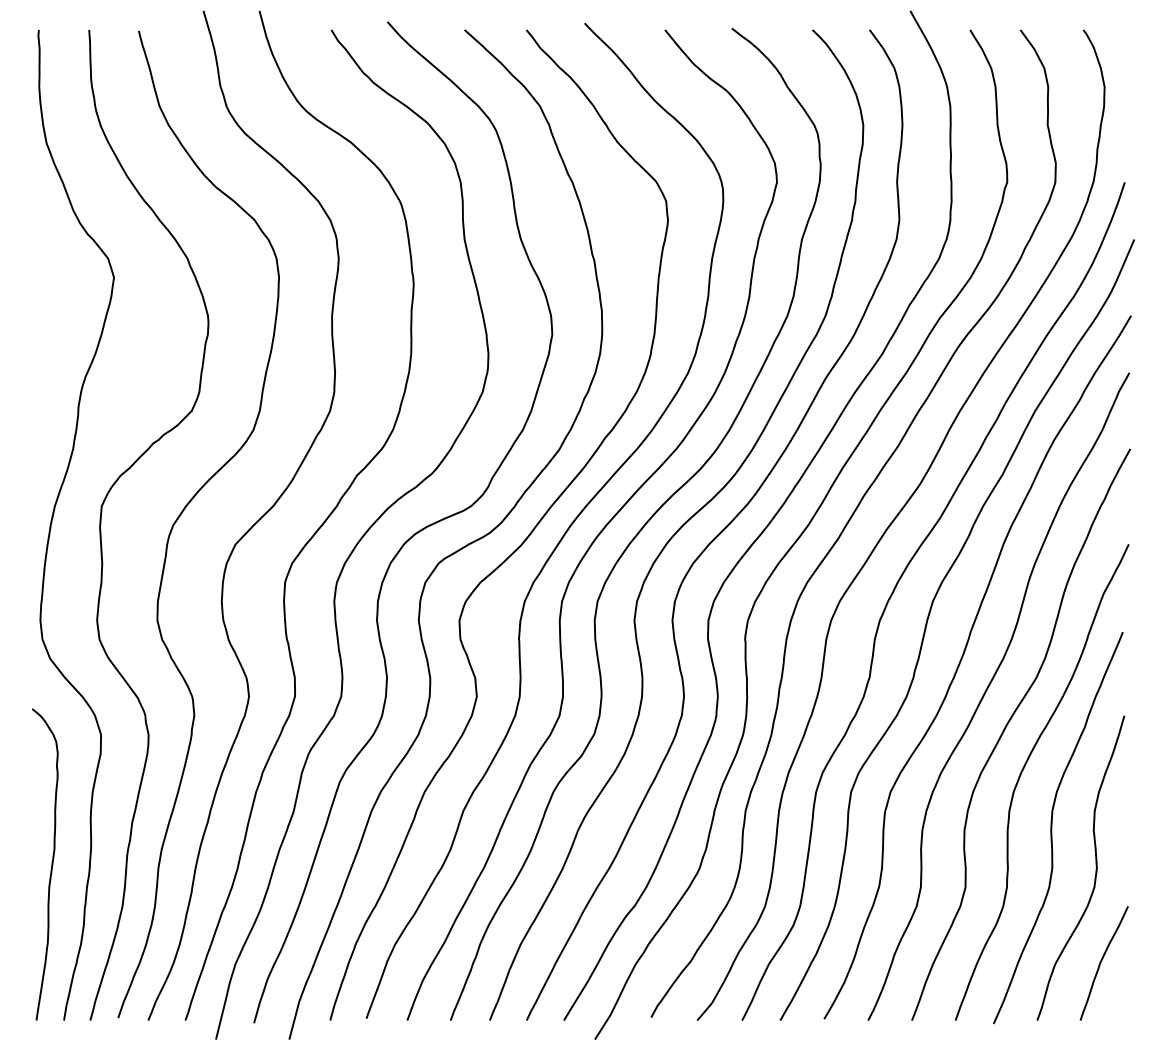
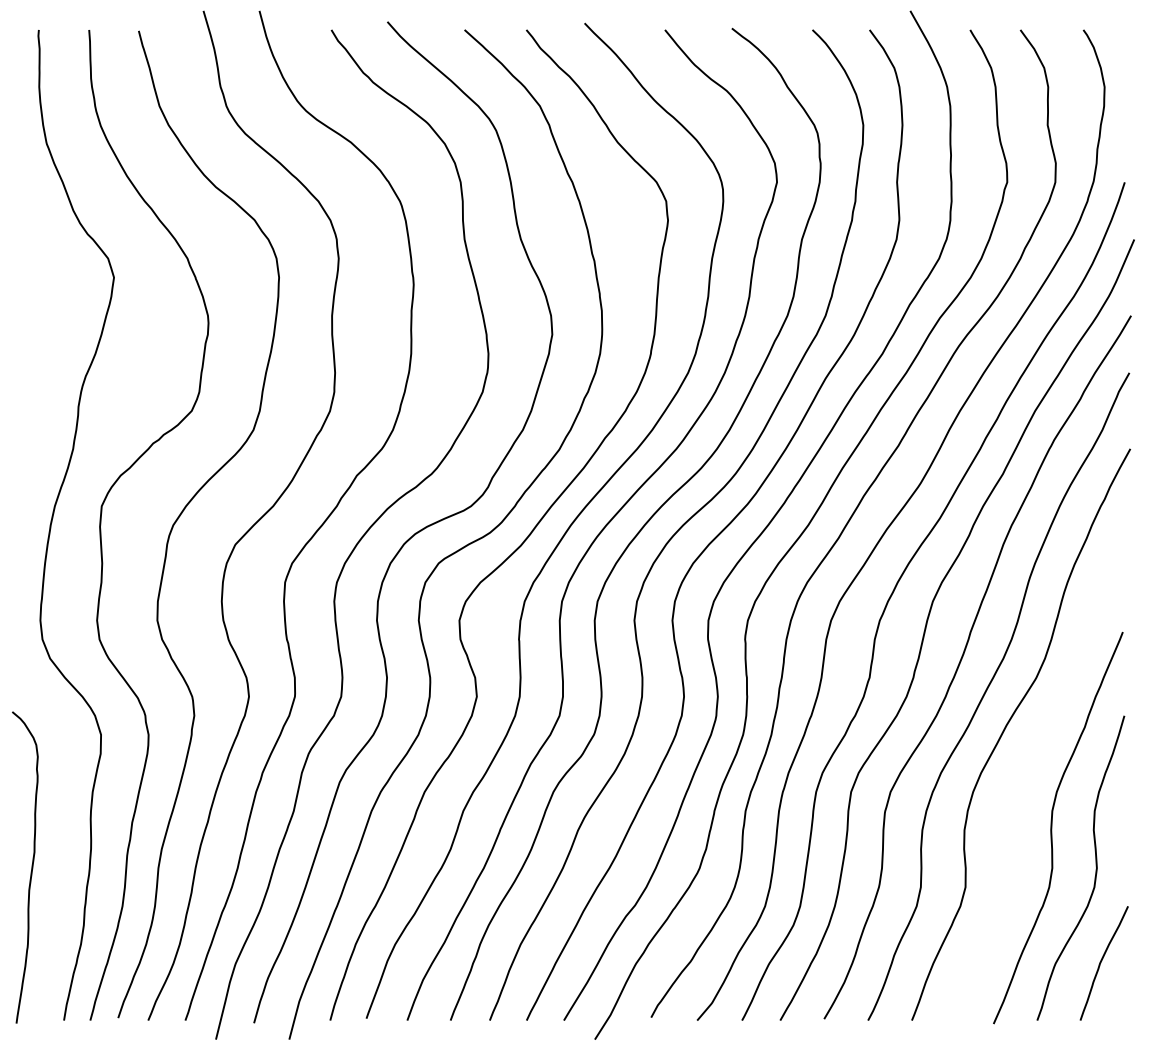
curve: present -> none (1021, 775)
curve position: (51, 864) -> (31, 867) (31, 867)
